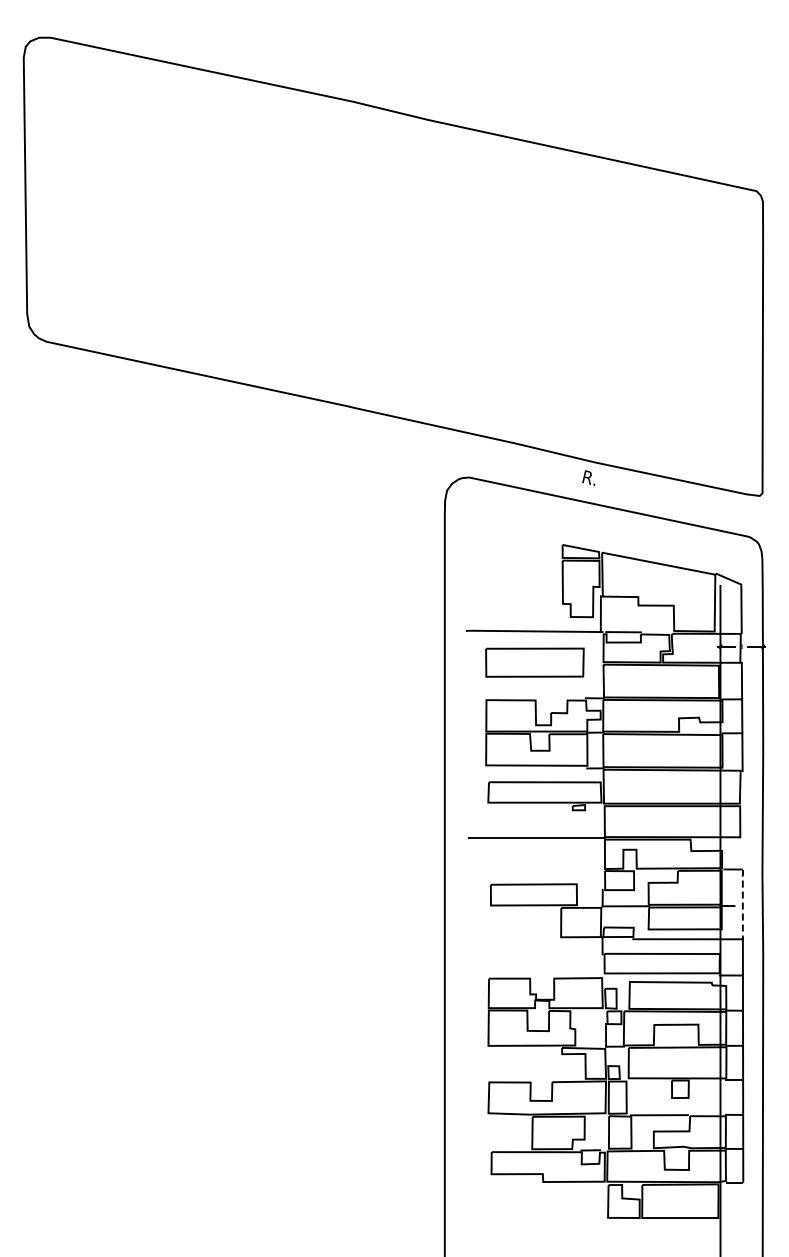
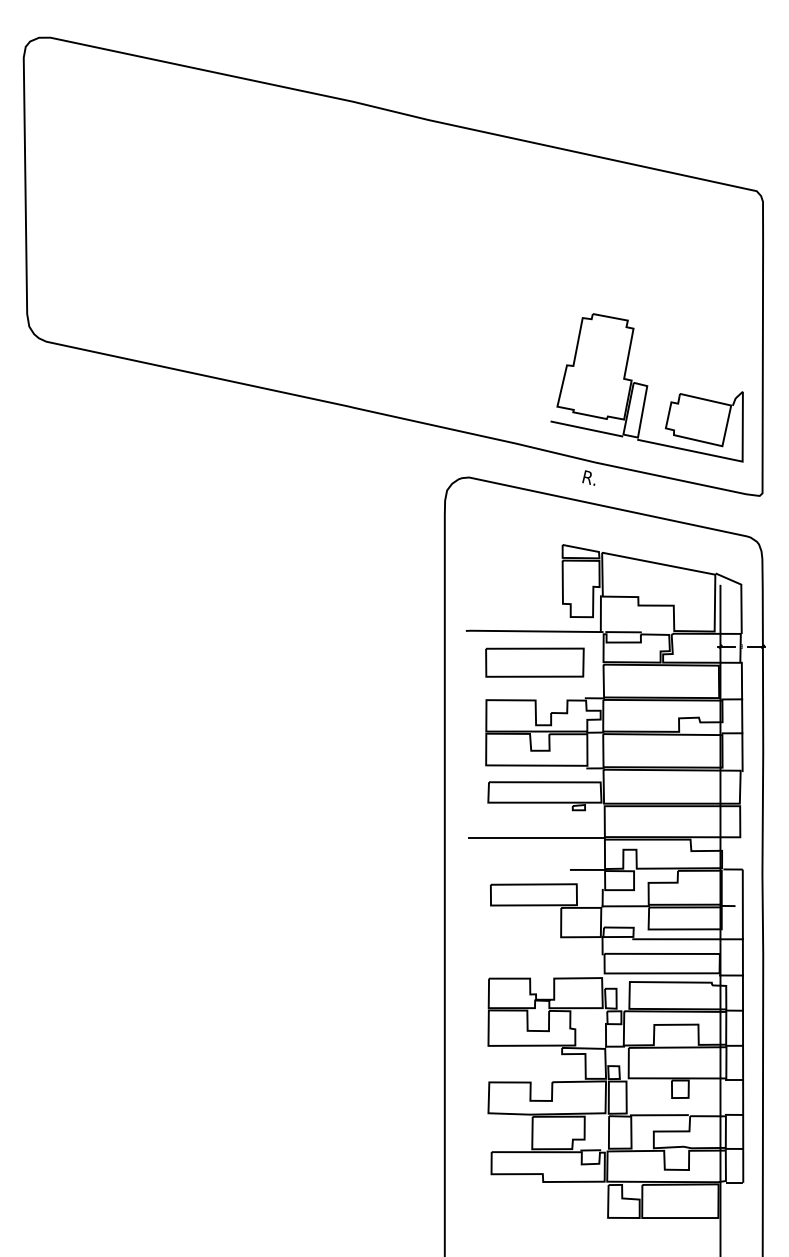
part: none -> present (646, 387)
line: none -> present (587, 869)
line: dashed -> solid (742, 903)
